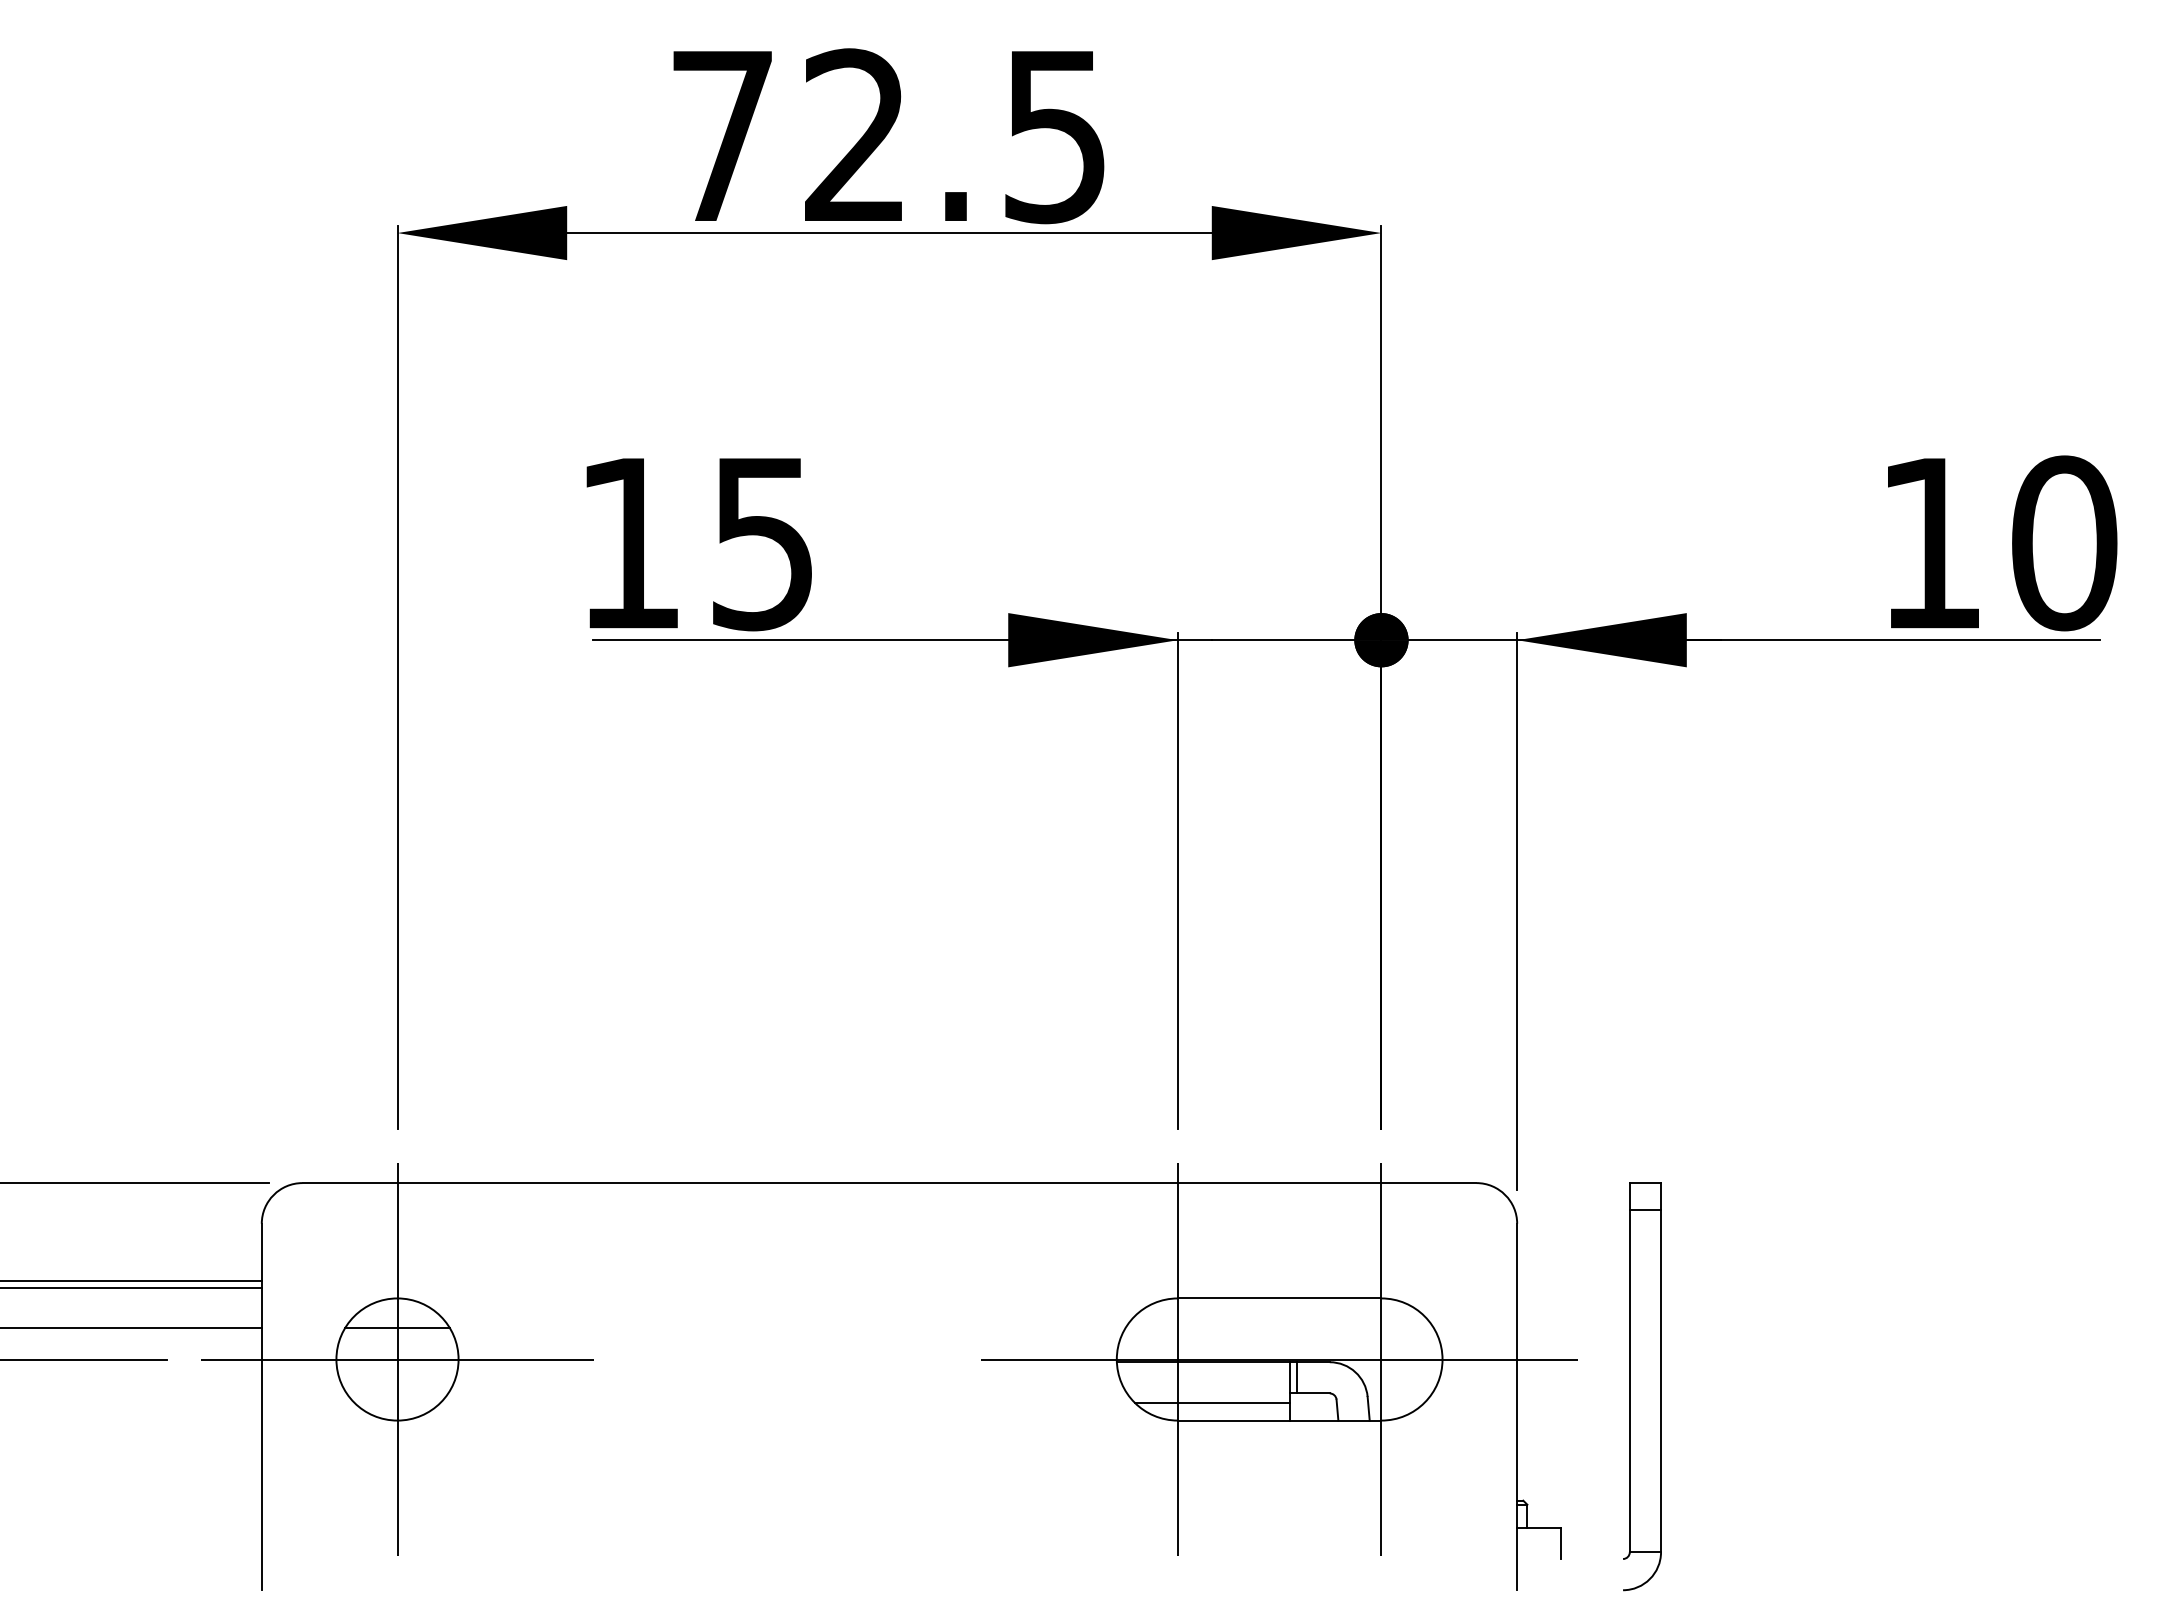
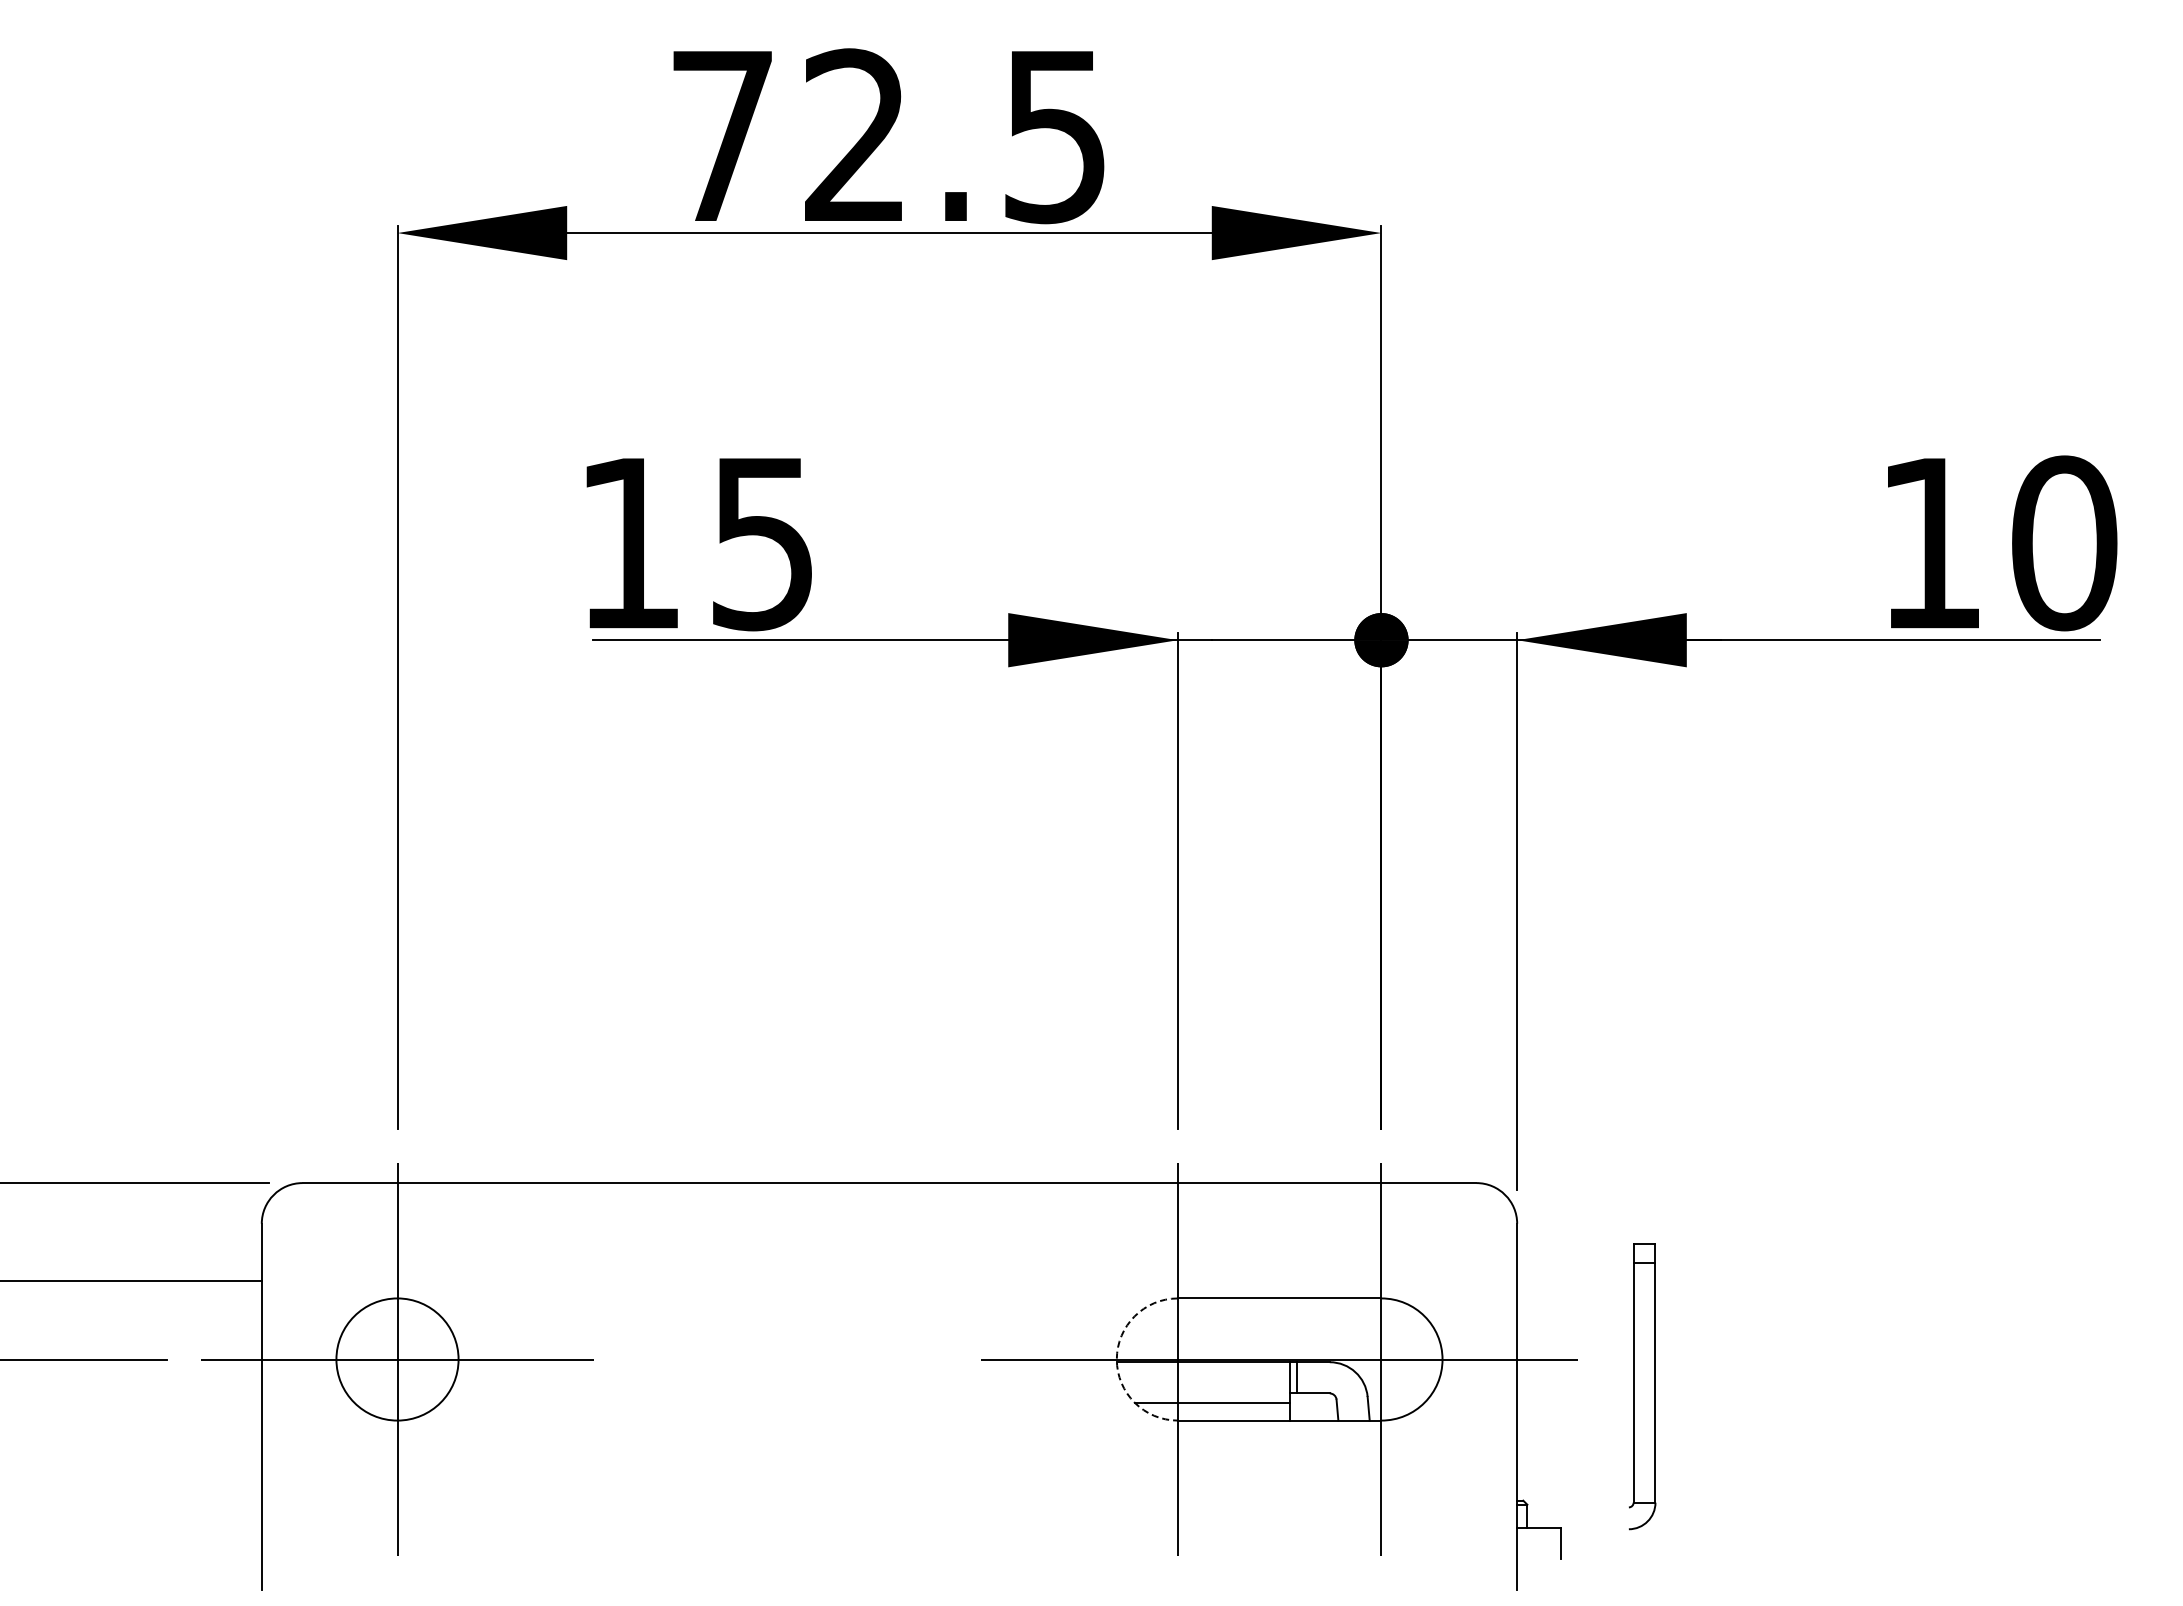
line: present -> none (131, 1287)
line: present -> none (131, 1328)
line: present -> none (397, 1328)
arc: solid -> dashed (1116, 1359)
part size: 39x410 px -> 28x288 px (1642, 1386)
